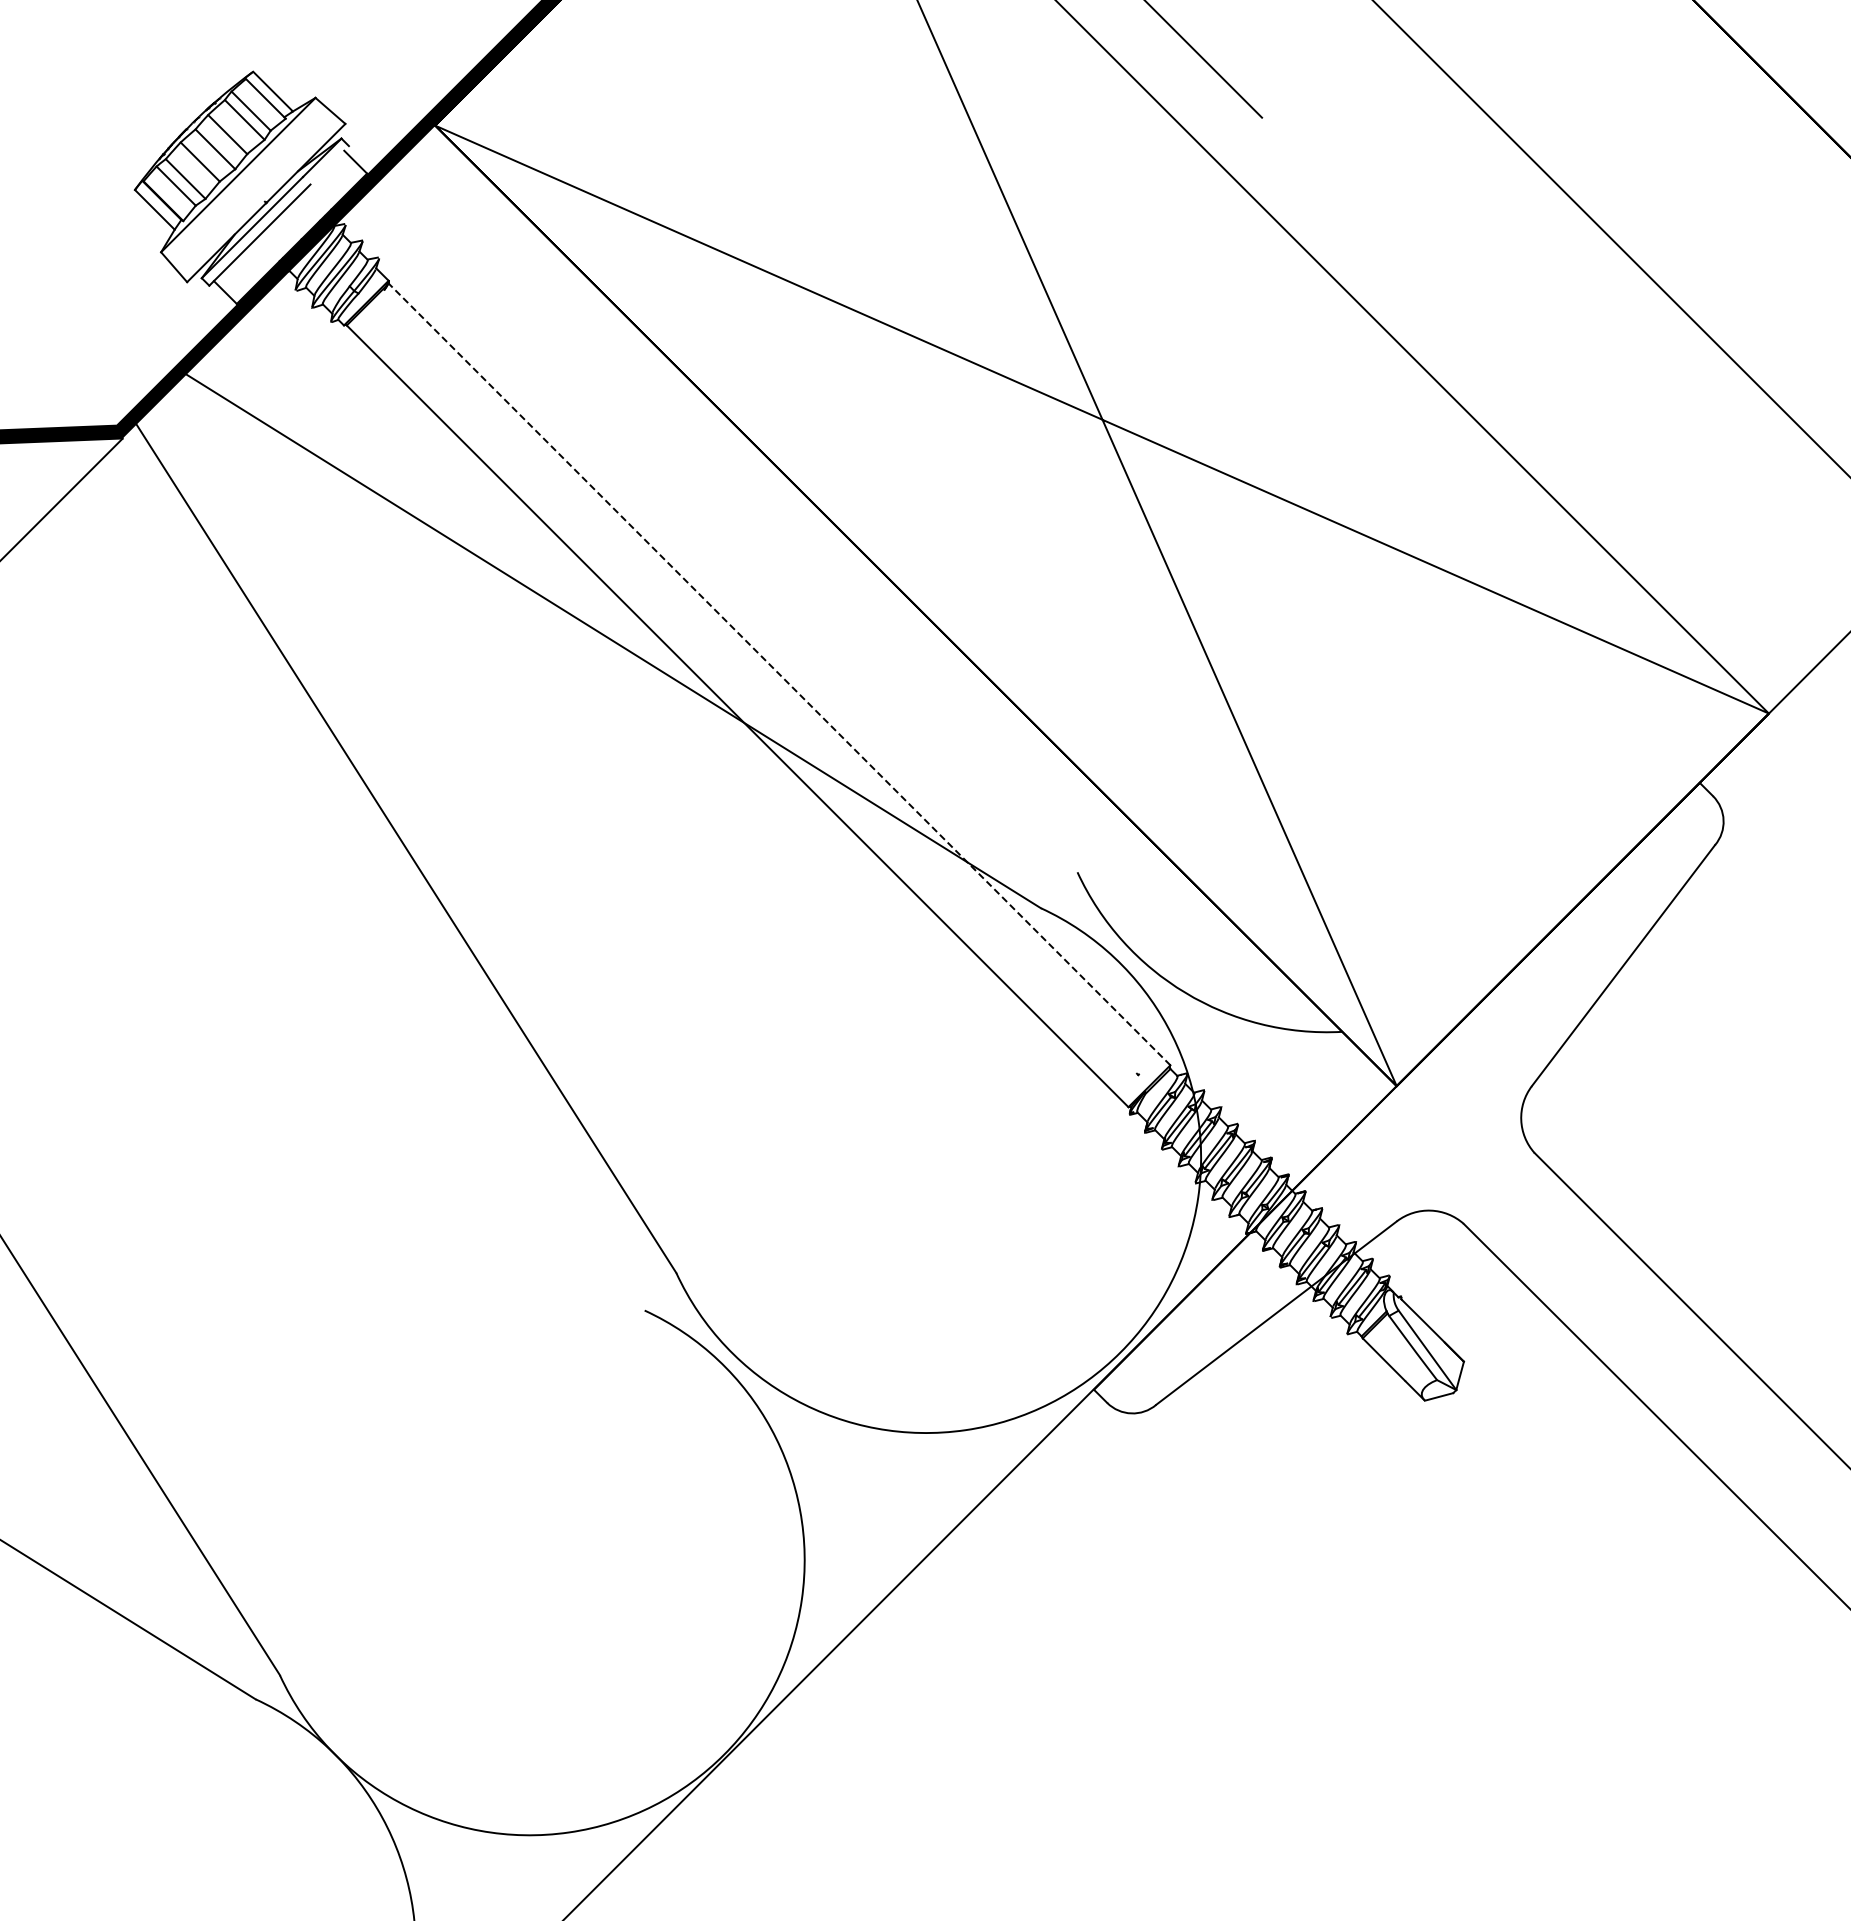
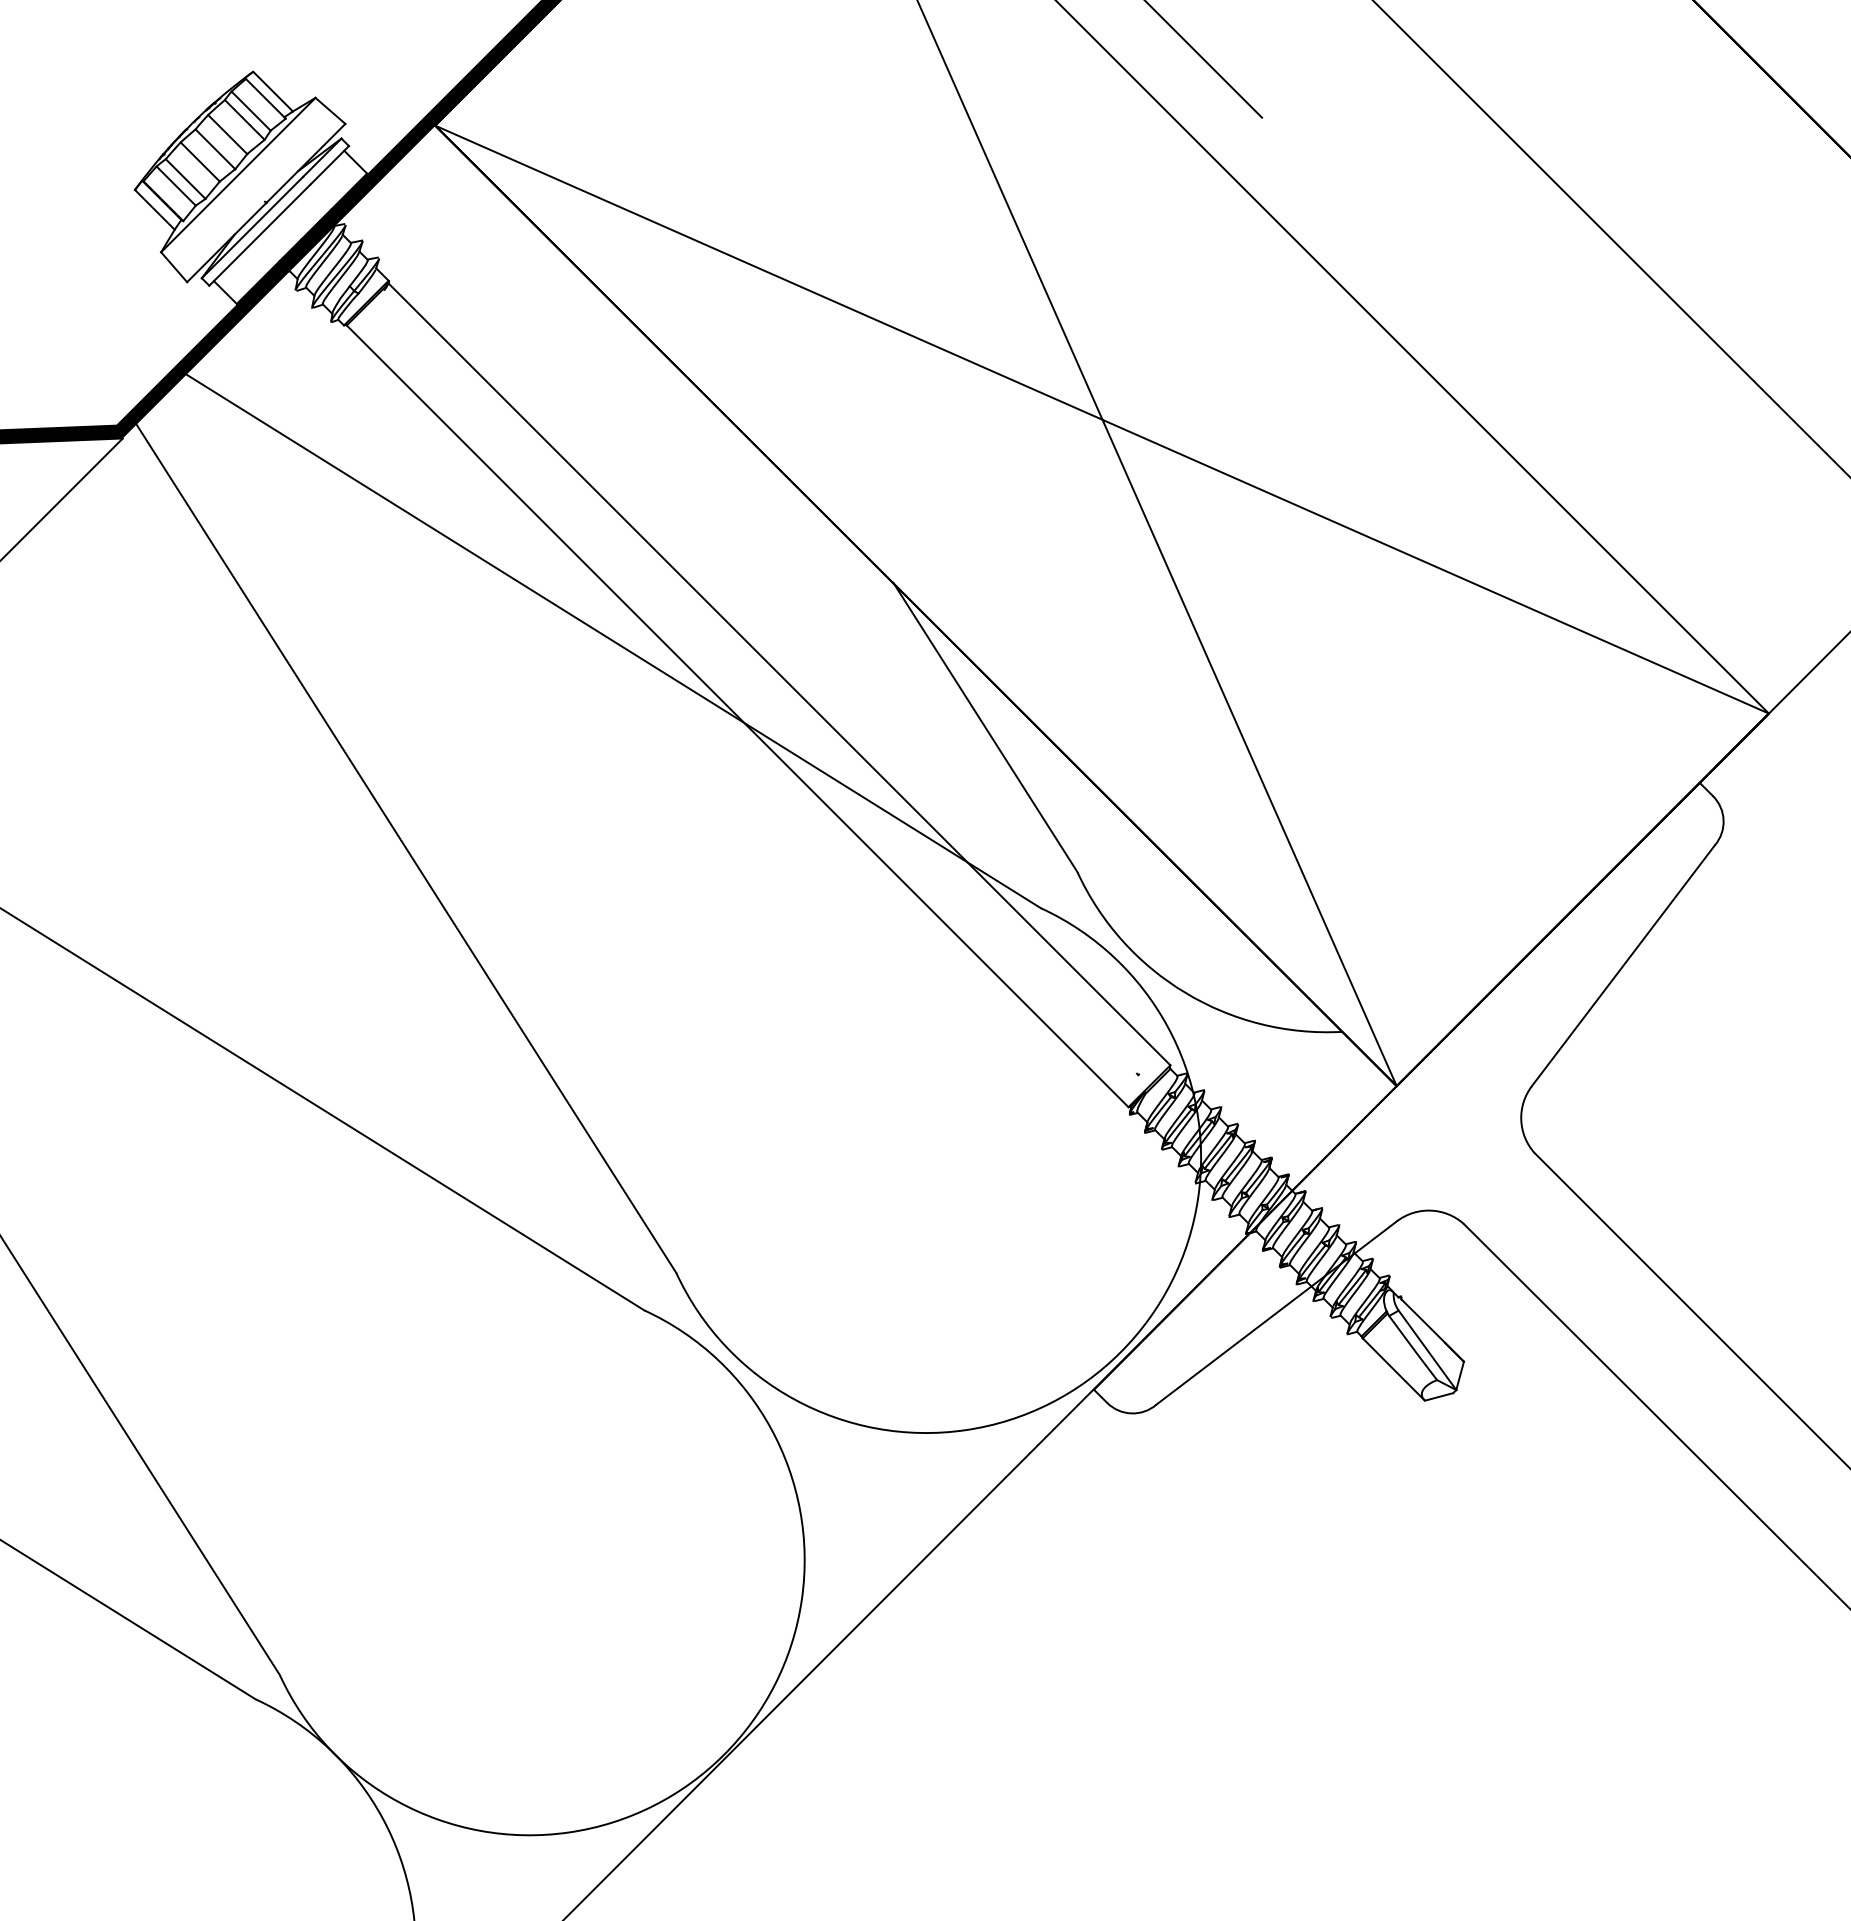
line: none -> present (329, 165)
line: dashed -> solid (779, 674)
line: none -> present (985, 727)
line: none -> present (323, 1109)
